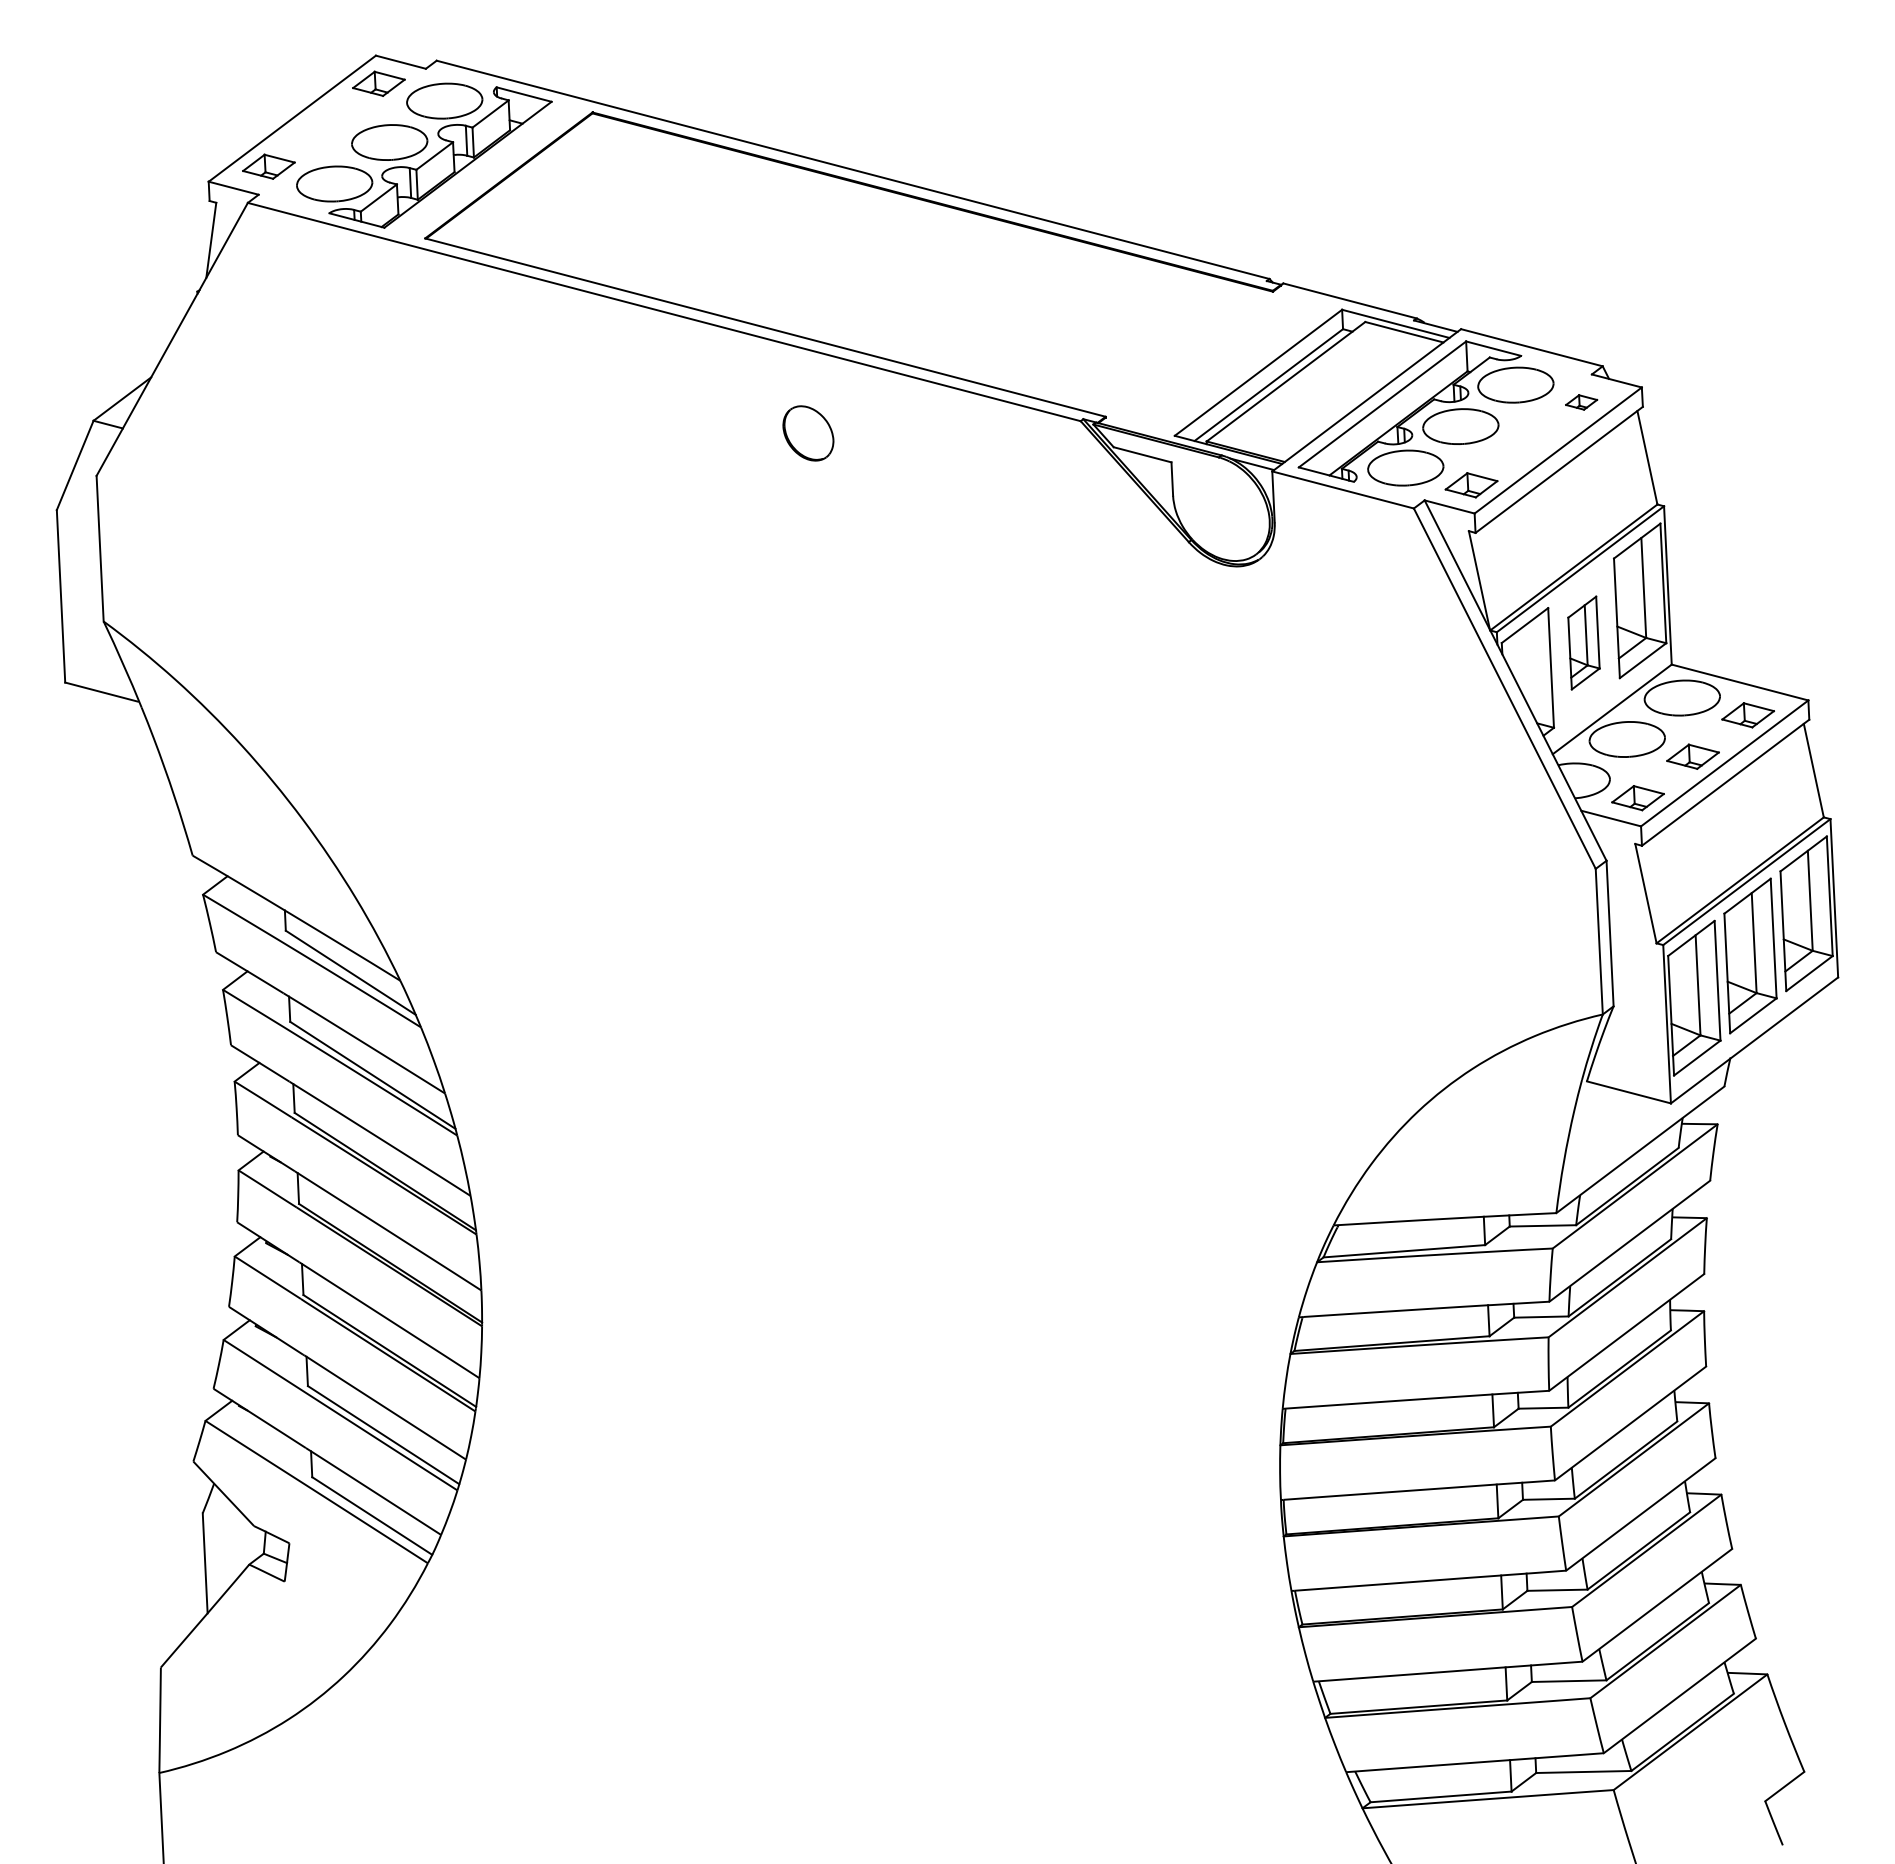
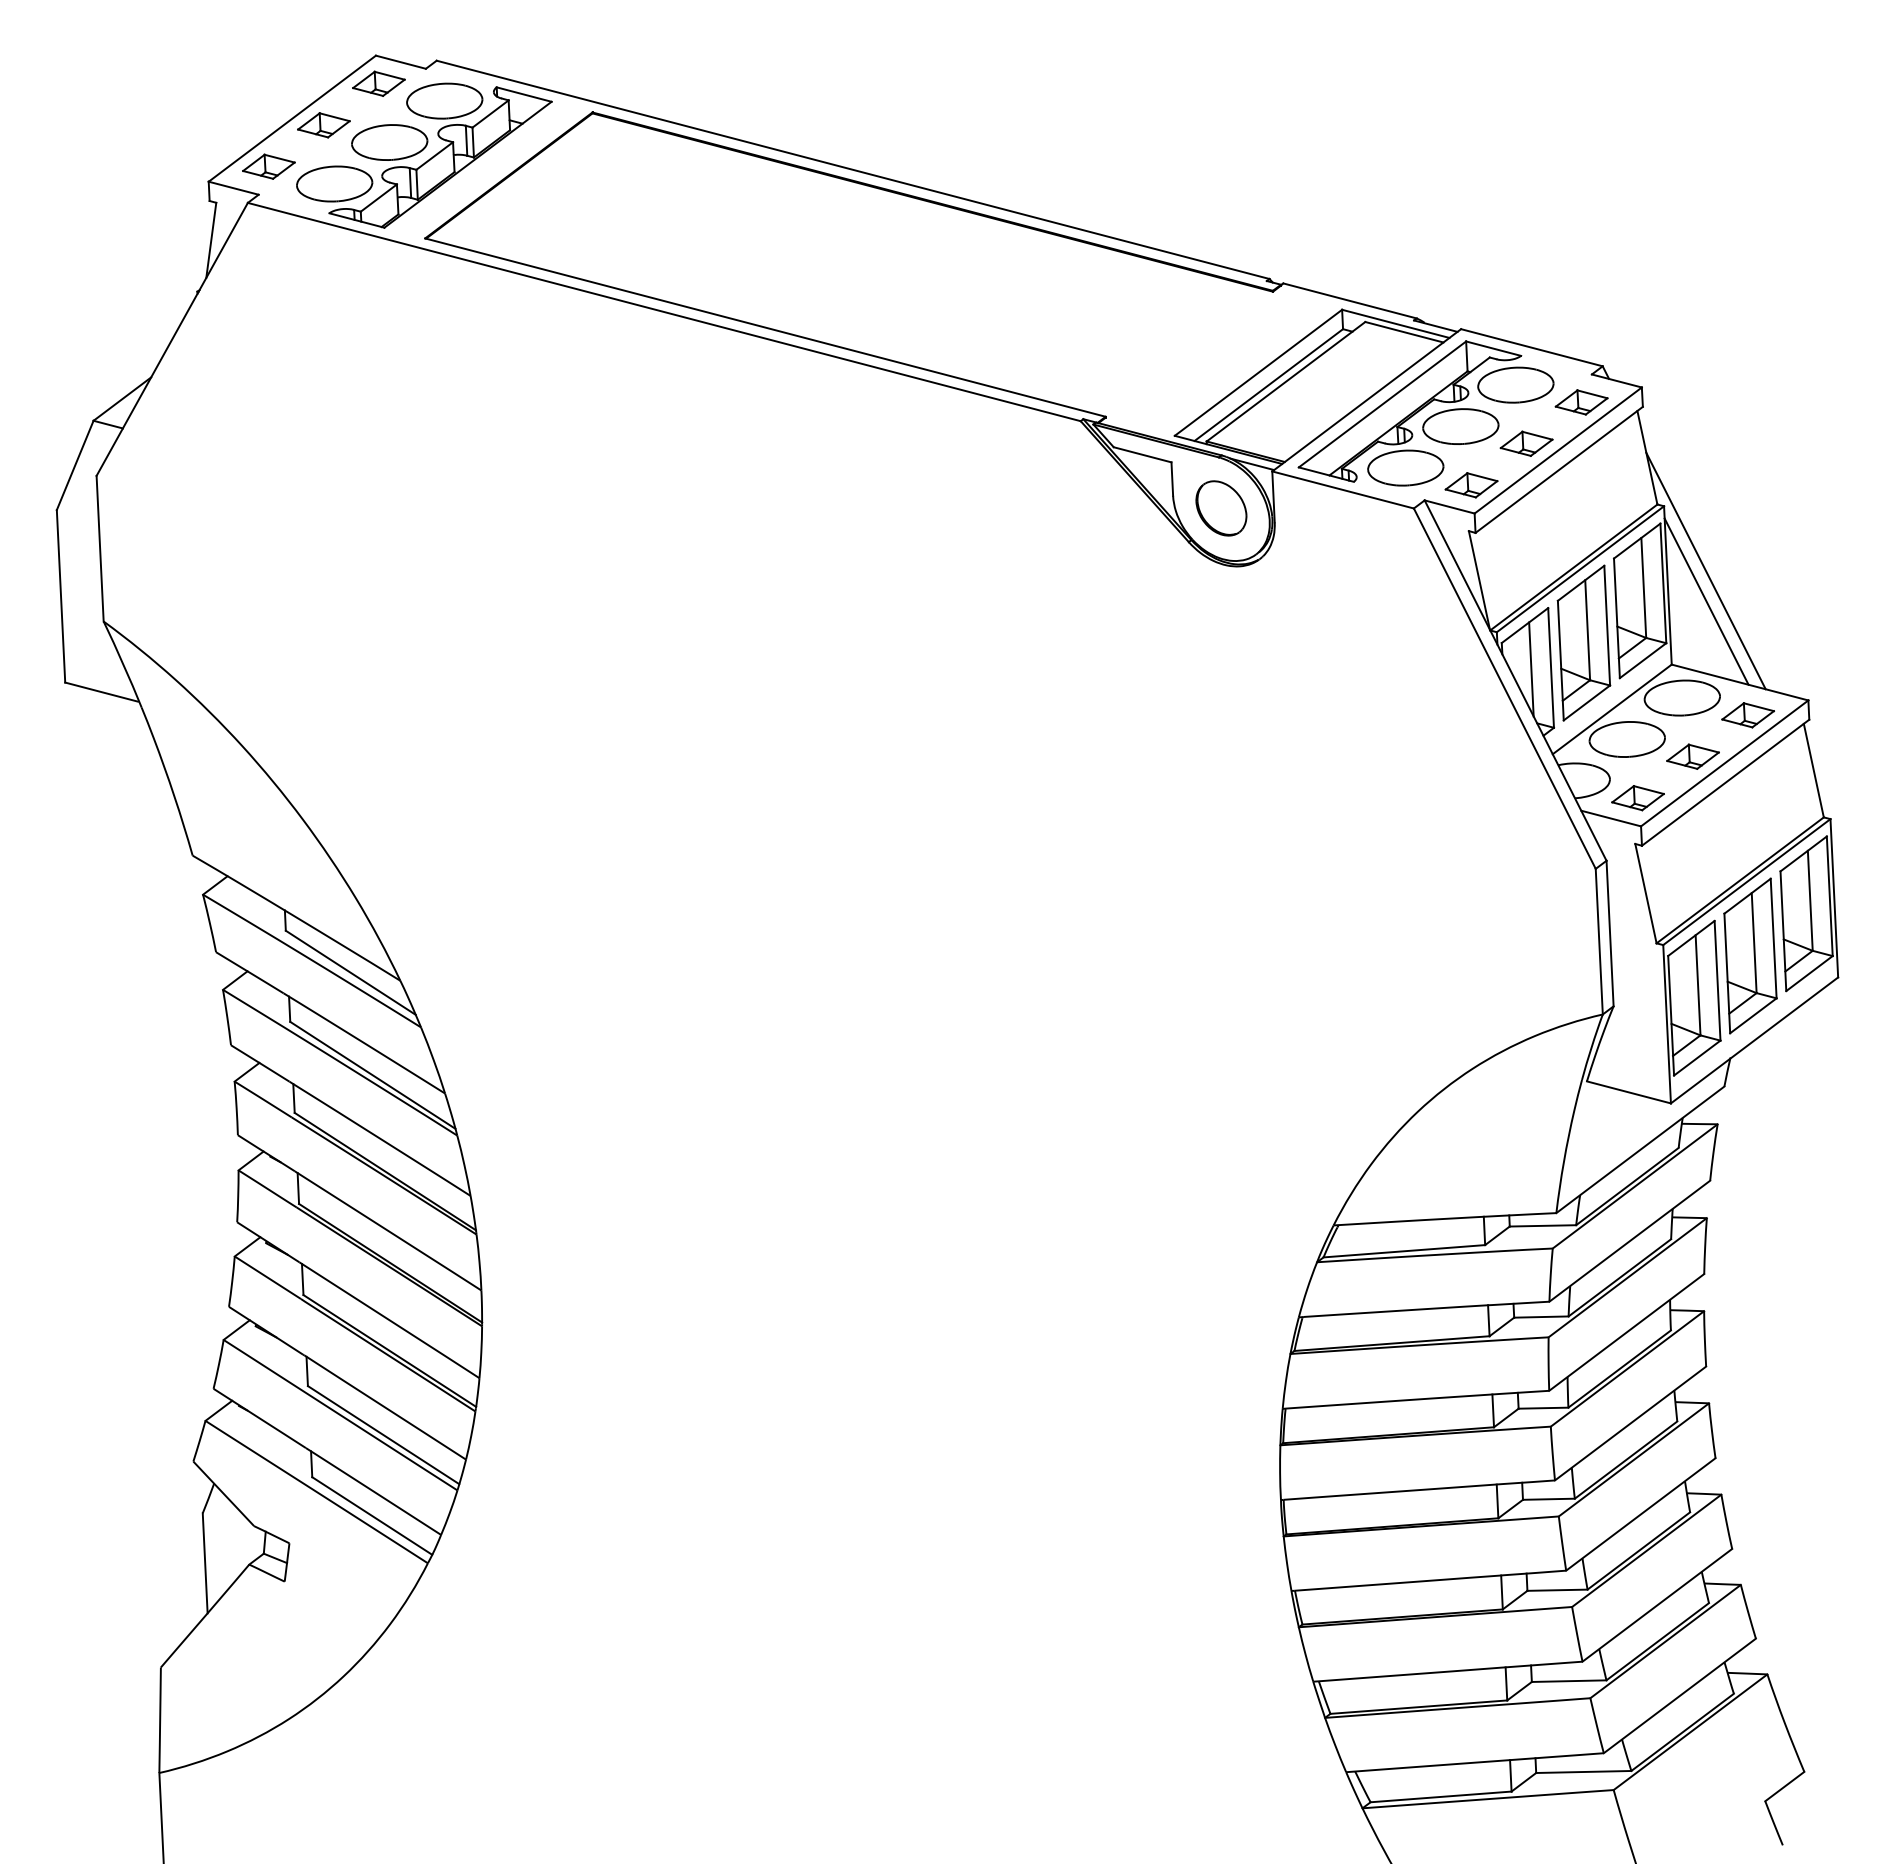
part: none -> present (323, 125)
part size: 34x17 px -> 55x27 px (1581, 402)
part position: (808, 433) -> (1221, 508) (1221, 508)
part: none -> present (1526, 443)
line: none -> present (1705, 570)
line: none -> present (1706, 601)
part size: 34x96 px -> 56x158 px (1583, 642)
line: none -> present (1531, 669)
